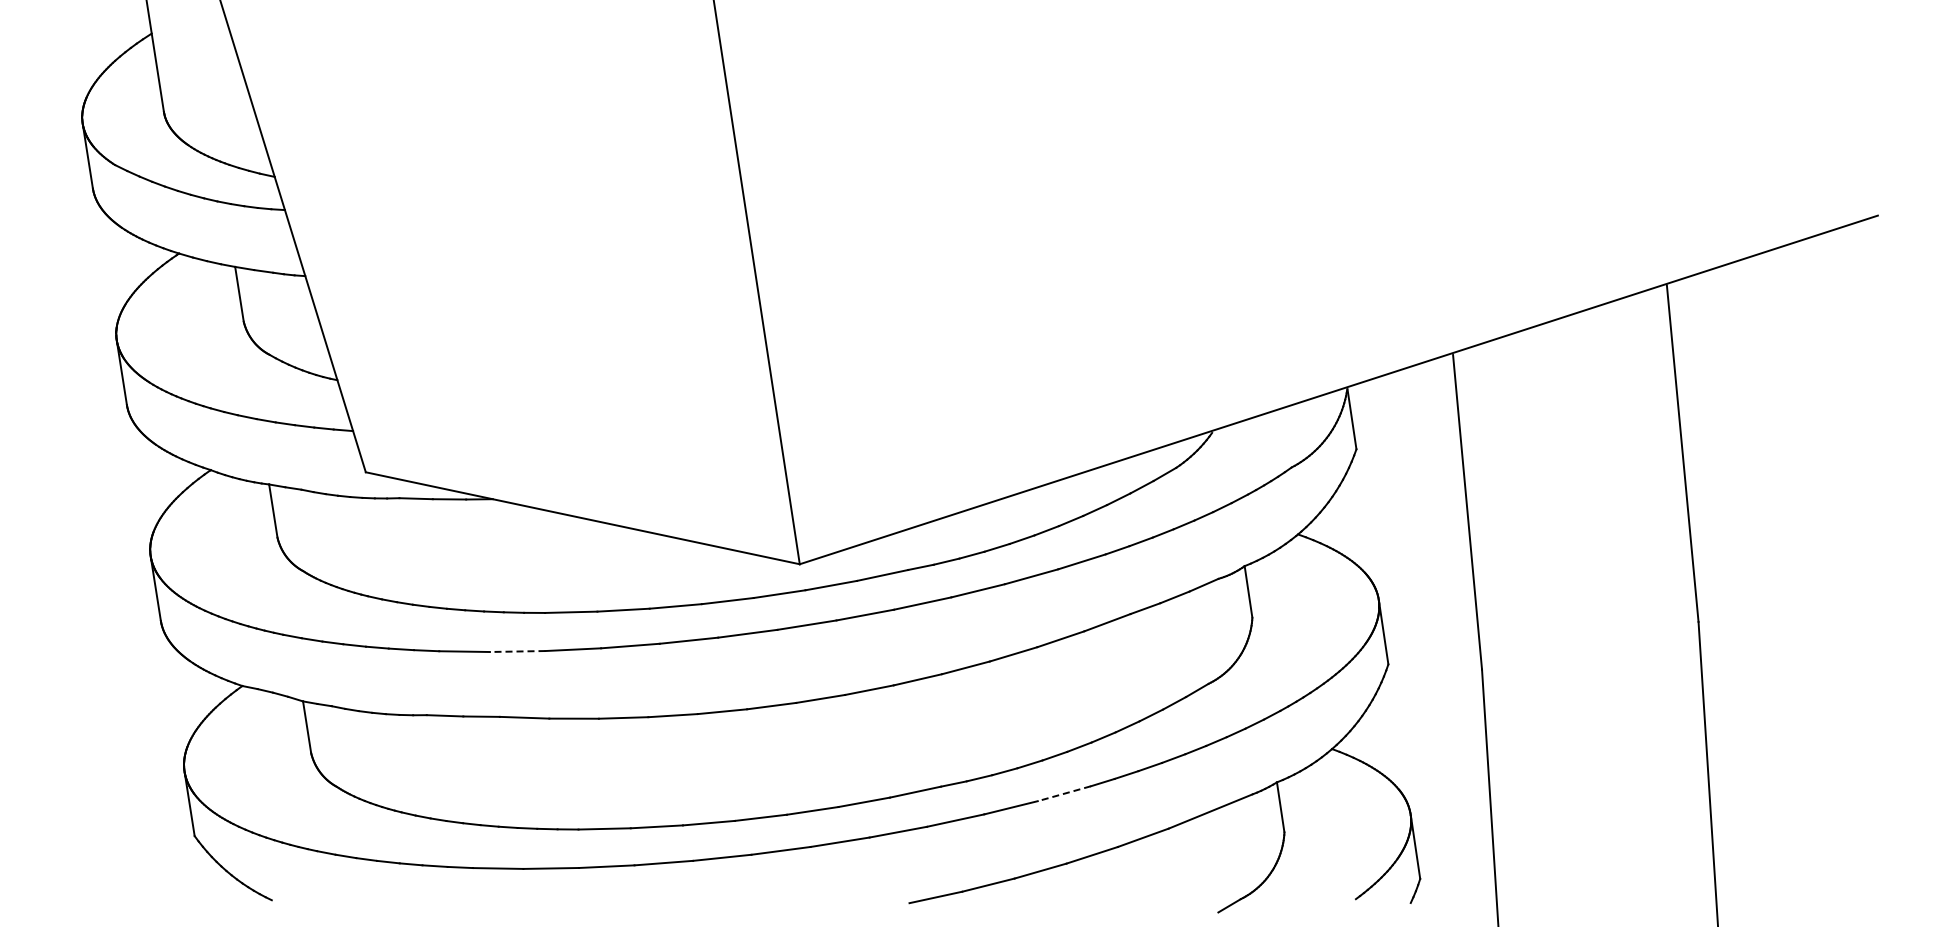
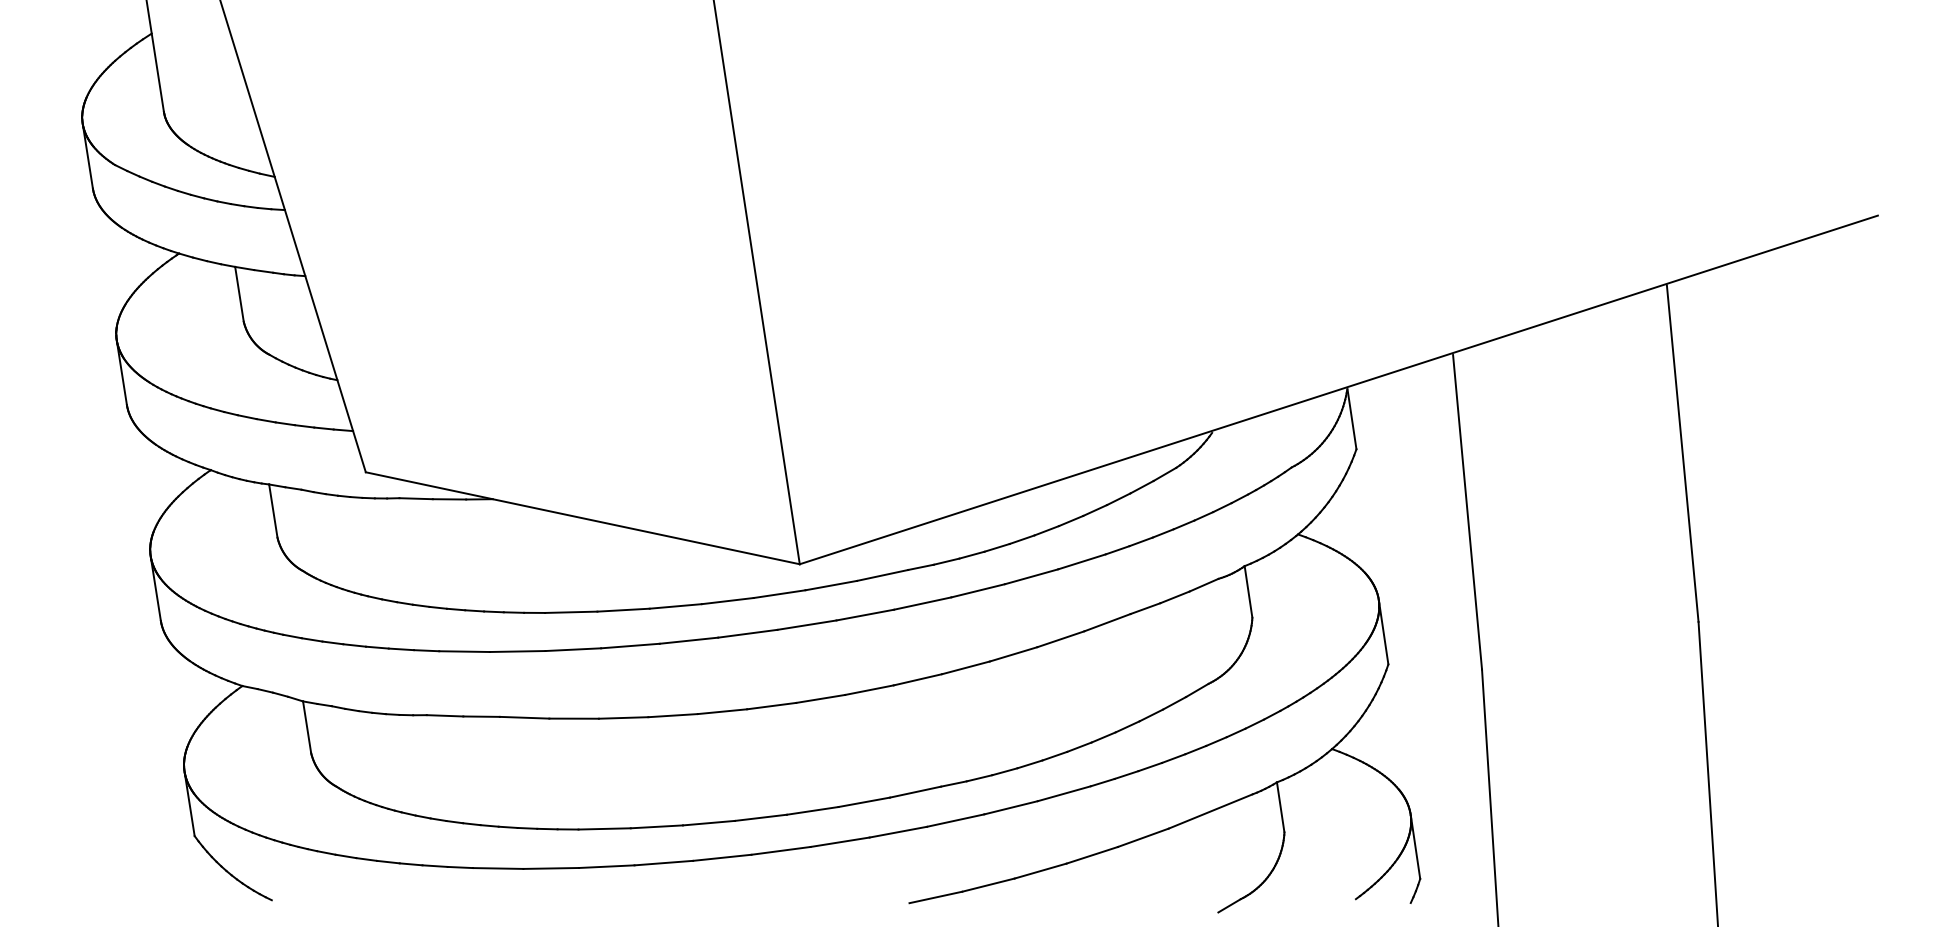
line: dashed -> solid (517, 651)
line: dashed -> solid (1064, 793)
